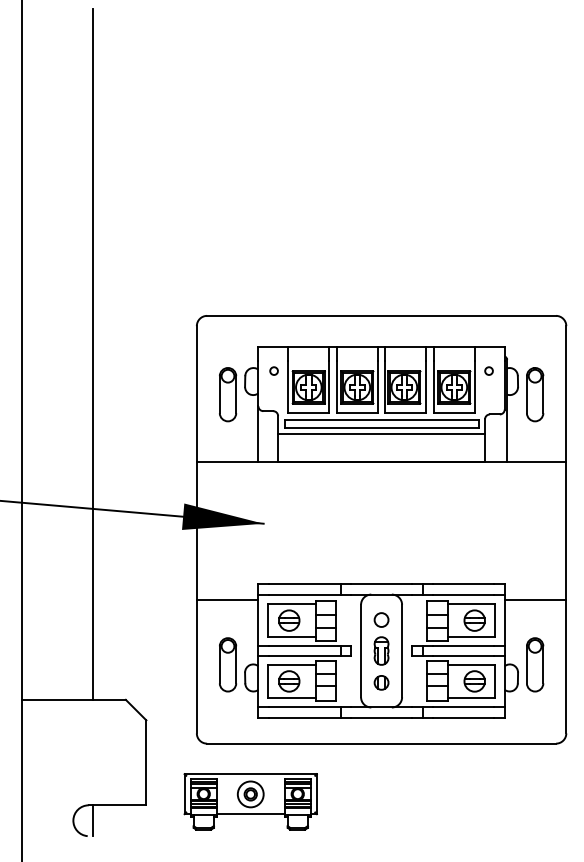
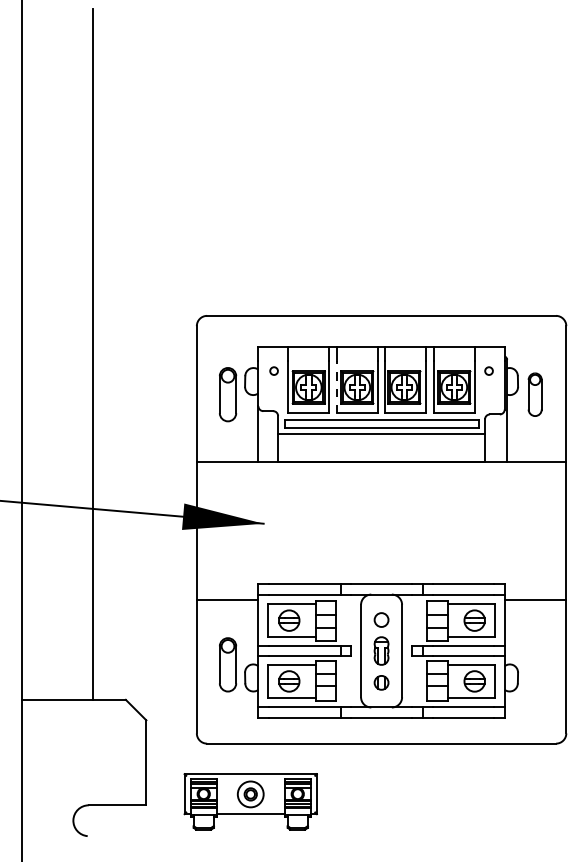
line: solid -> dashed (336, 386)
part size: 19x56 px -> 16x45 px (534, 394)
part: present -> none (535, 664)
line: present -> none (92, 820)
